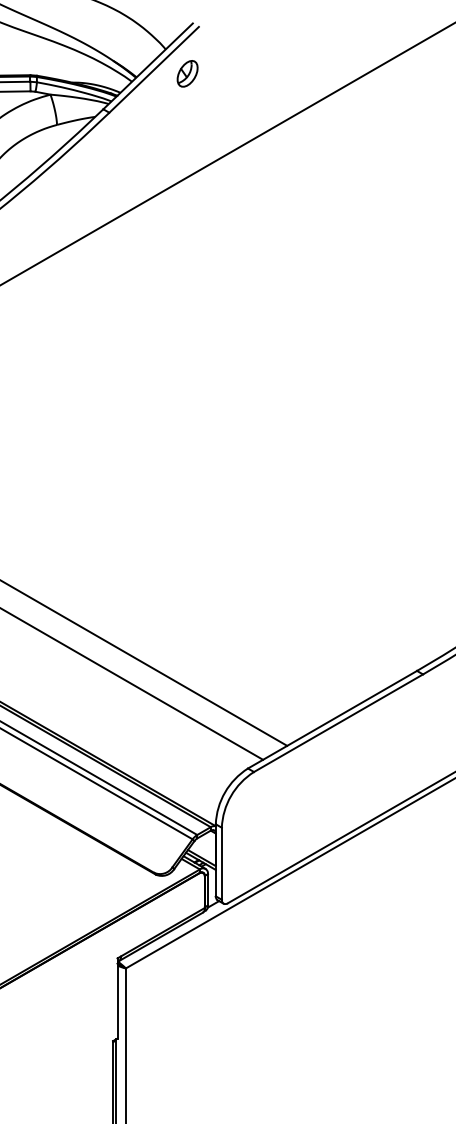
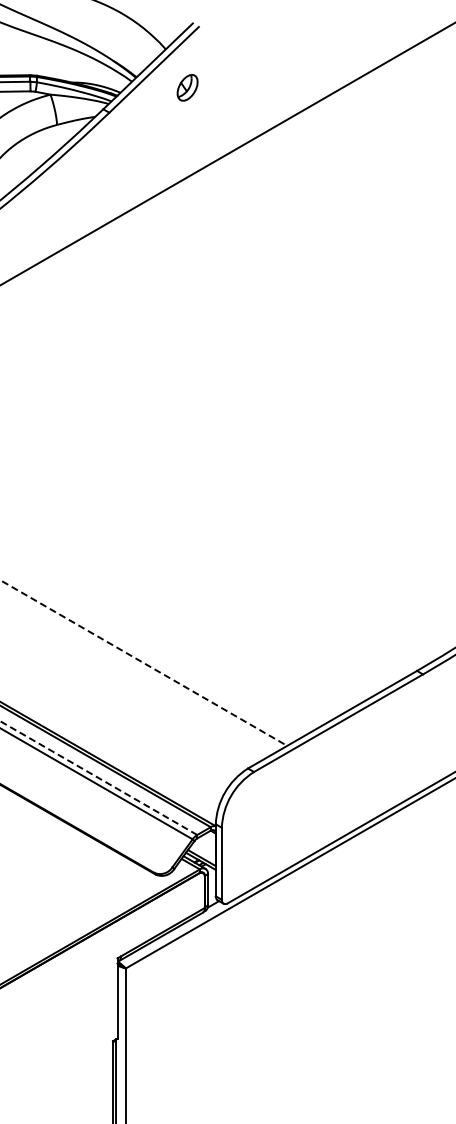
part position: (187, 73) -> (187, 87) (187, 87)
line: solid -> dashed (143, 662)
line: present -> none (132, 684)
line: solid -> dashed (98, 778)
